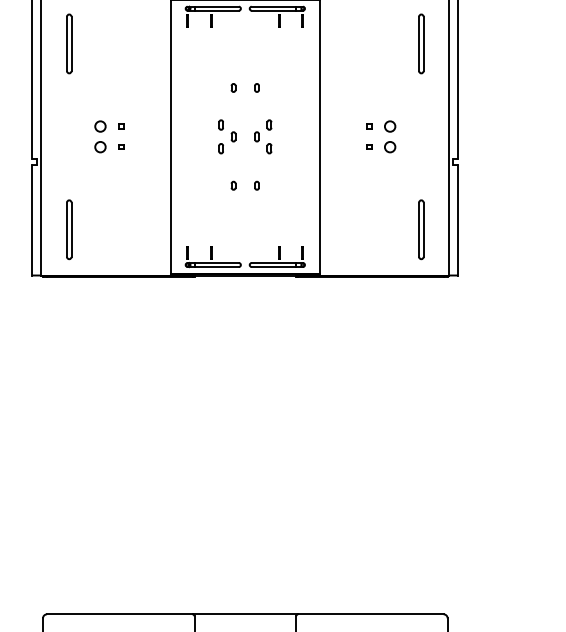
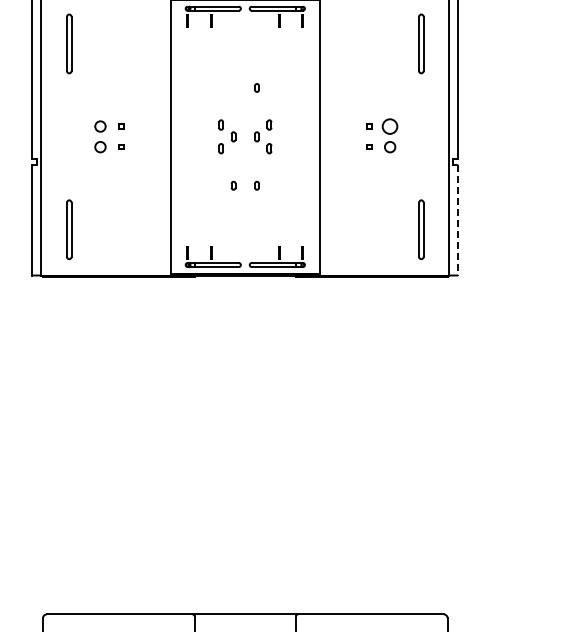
part: present -> none (233, 87)
circle size: 13x13 px -> 18x17 px (389, 126)
line: solid -> dashed (458, 220)
